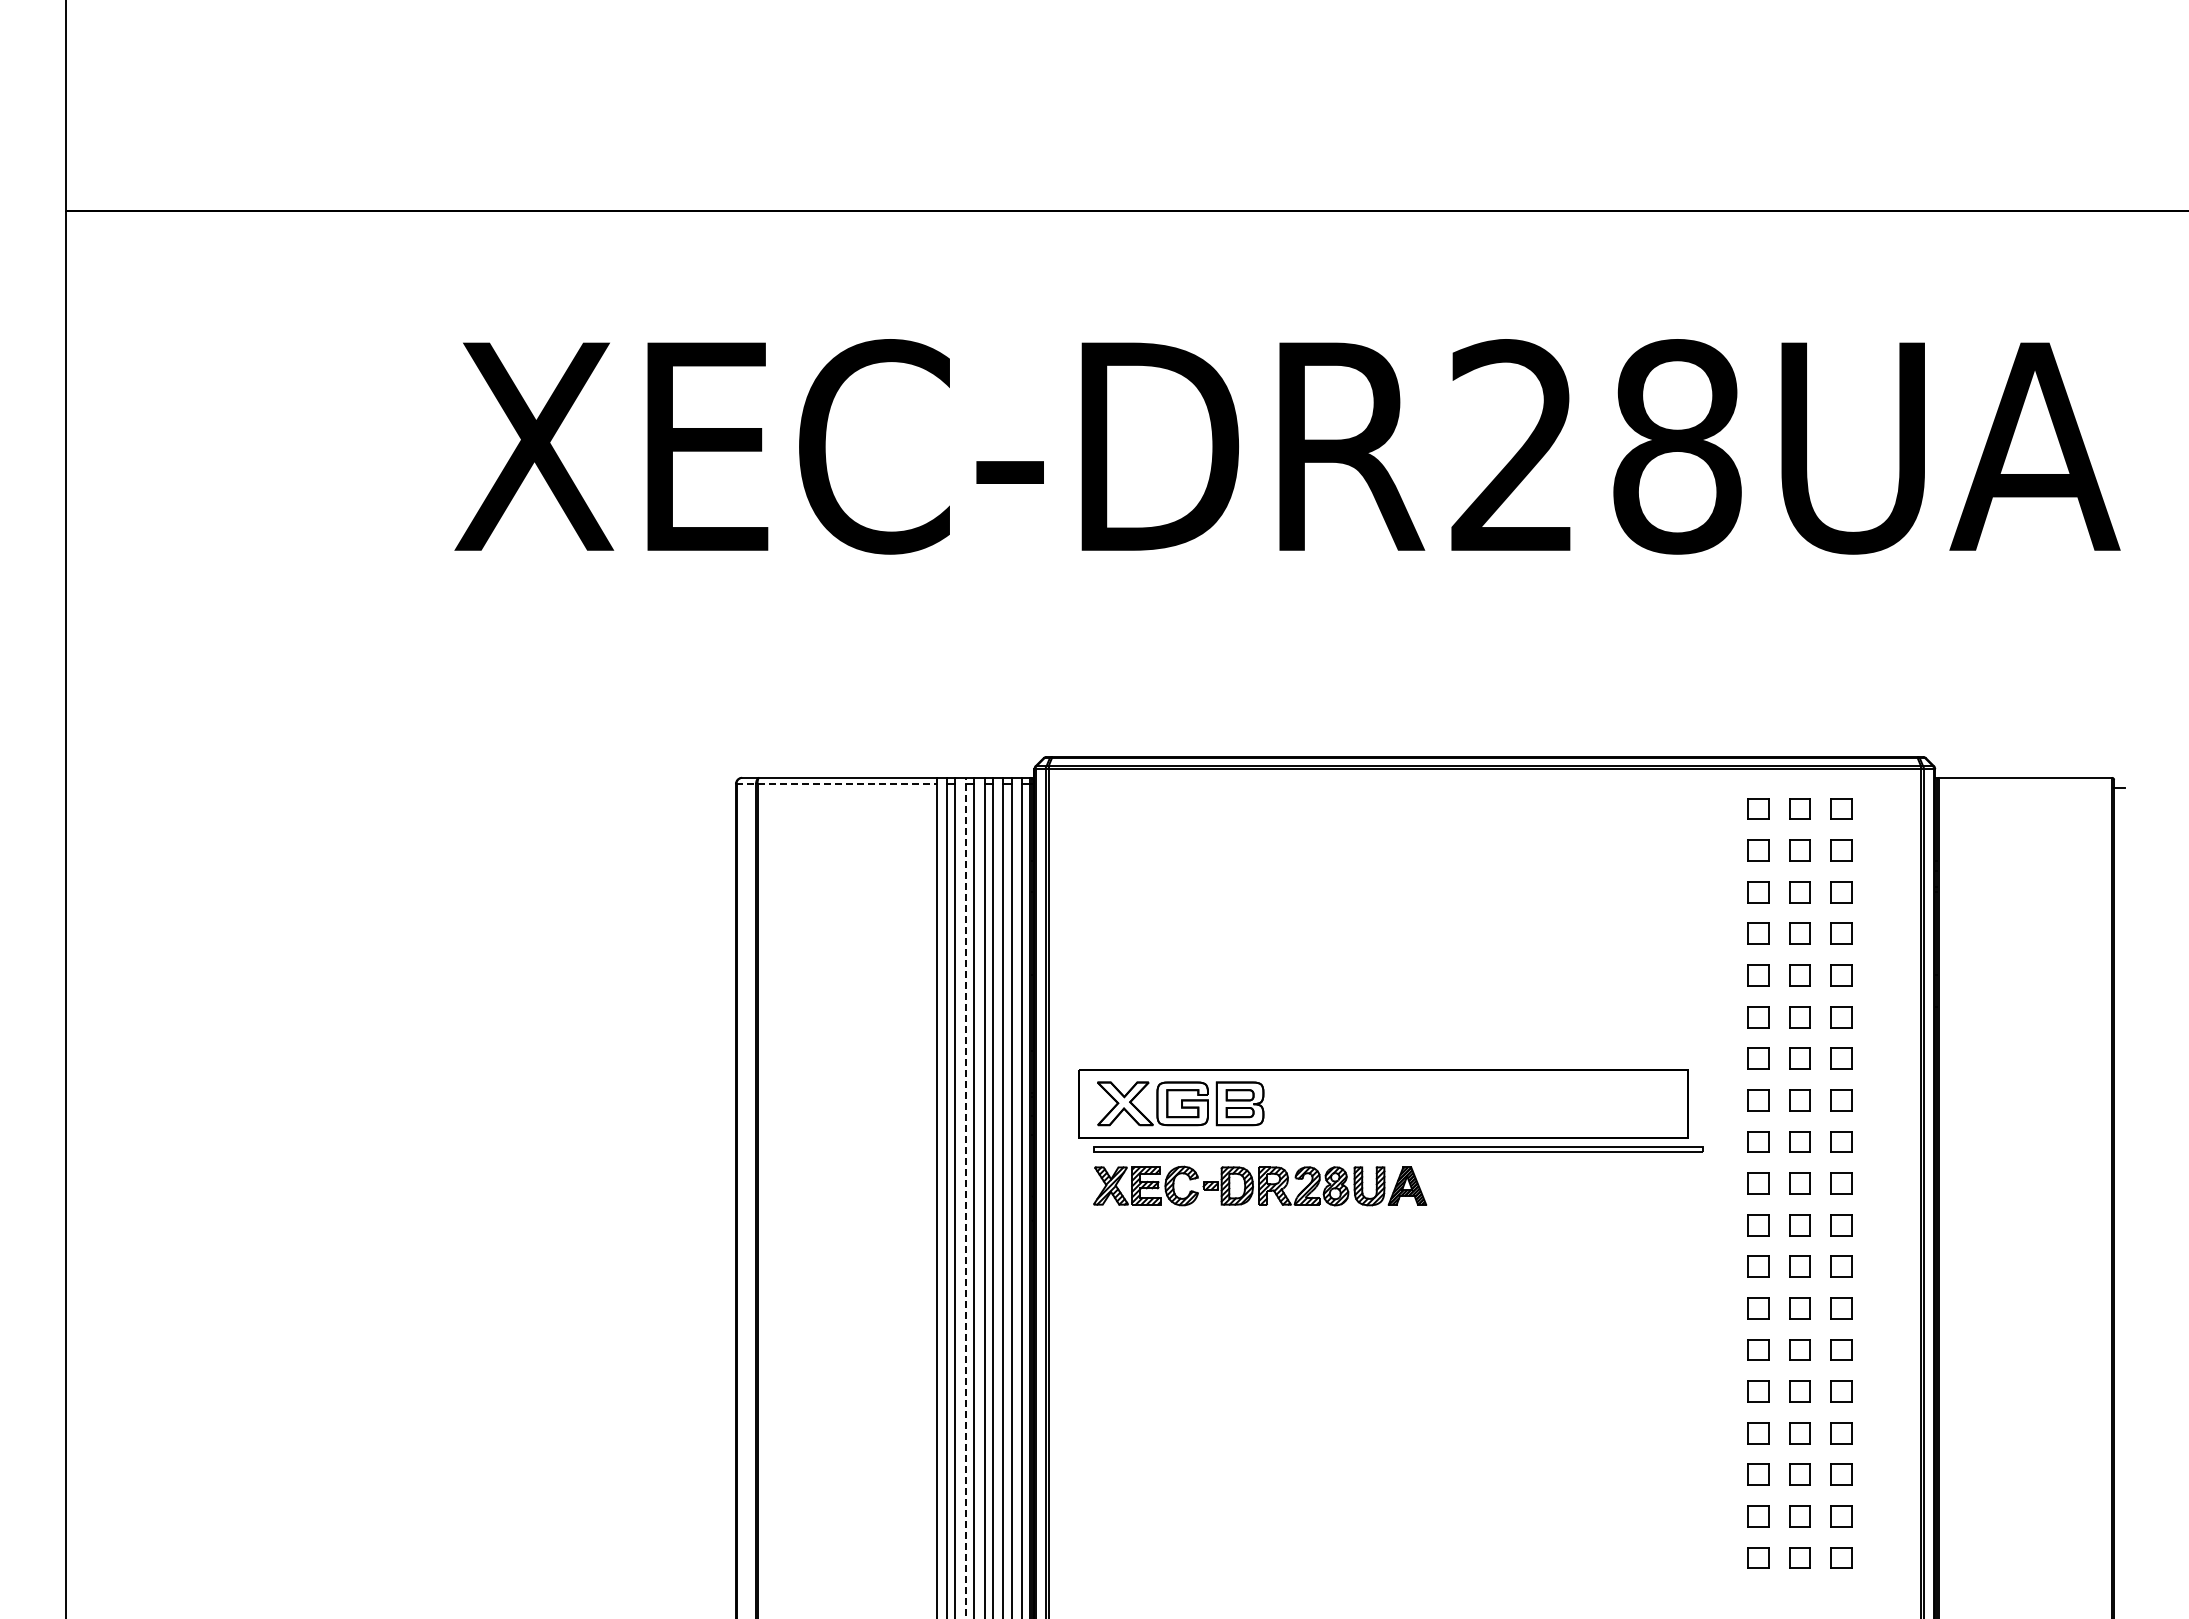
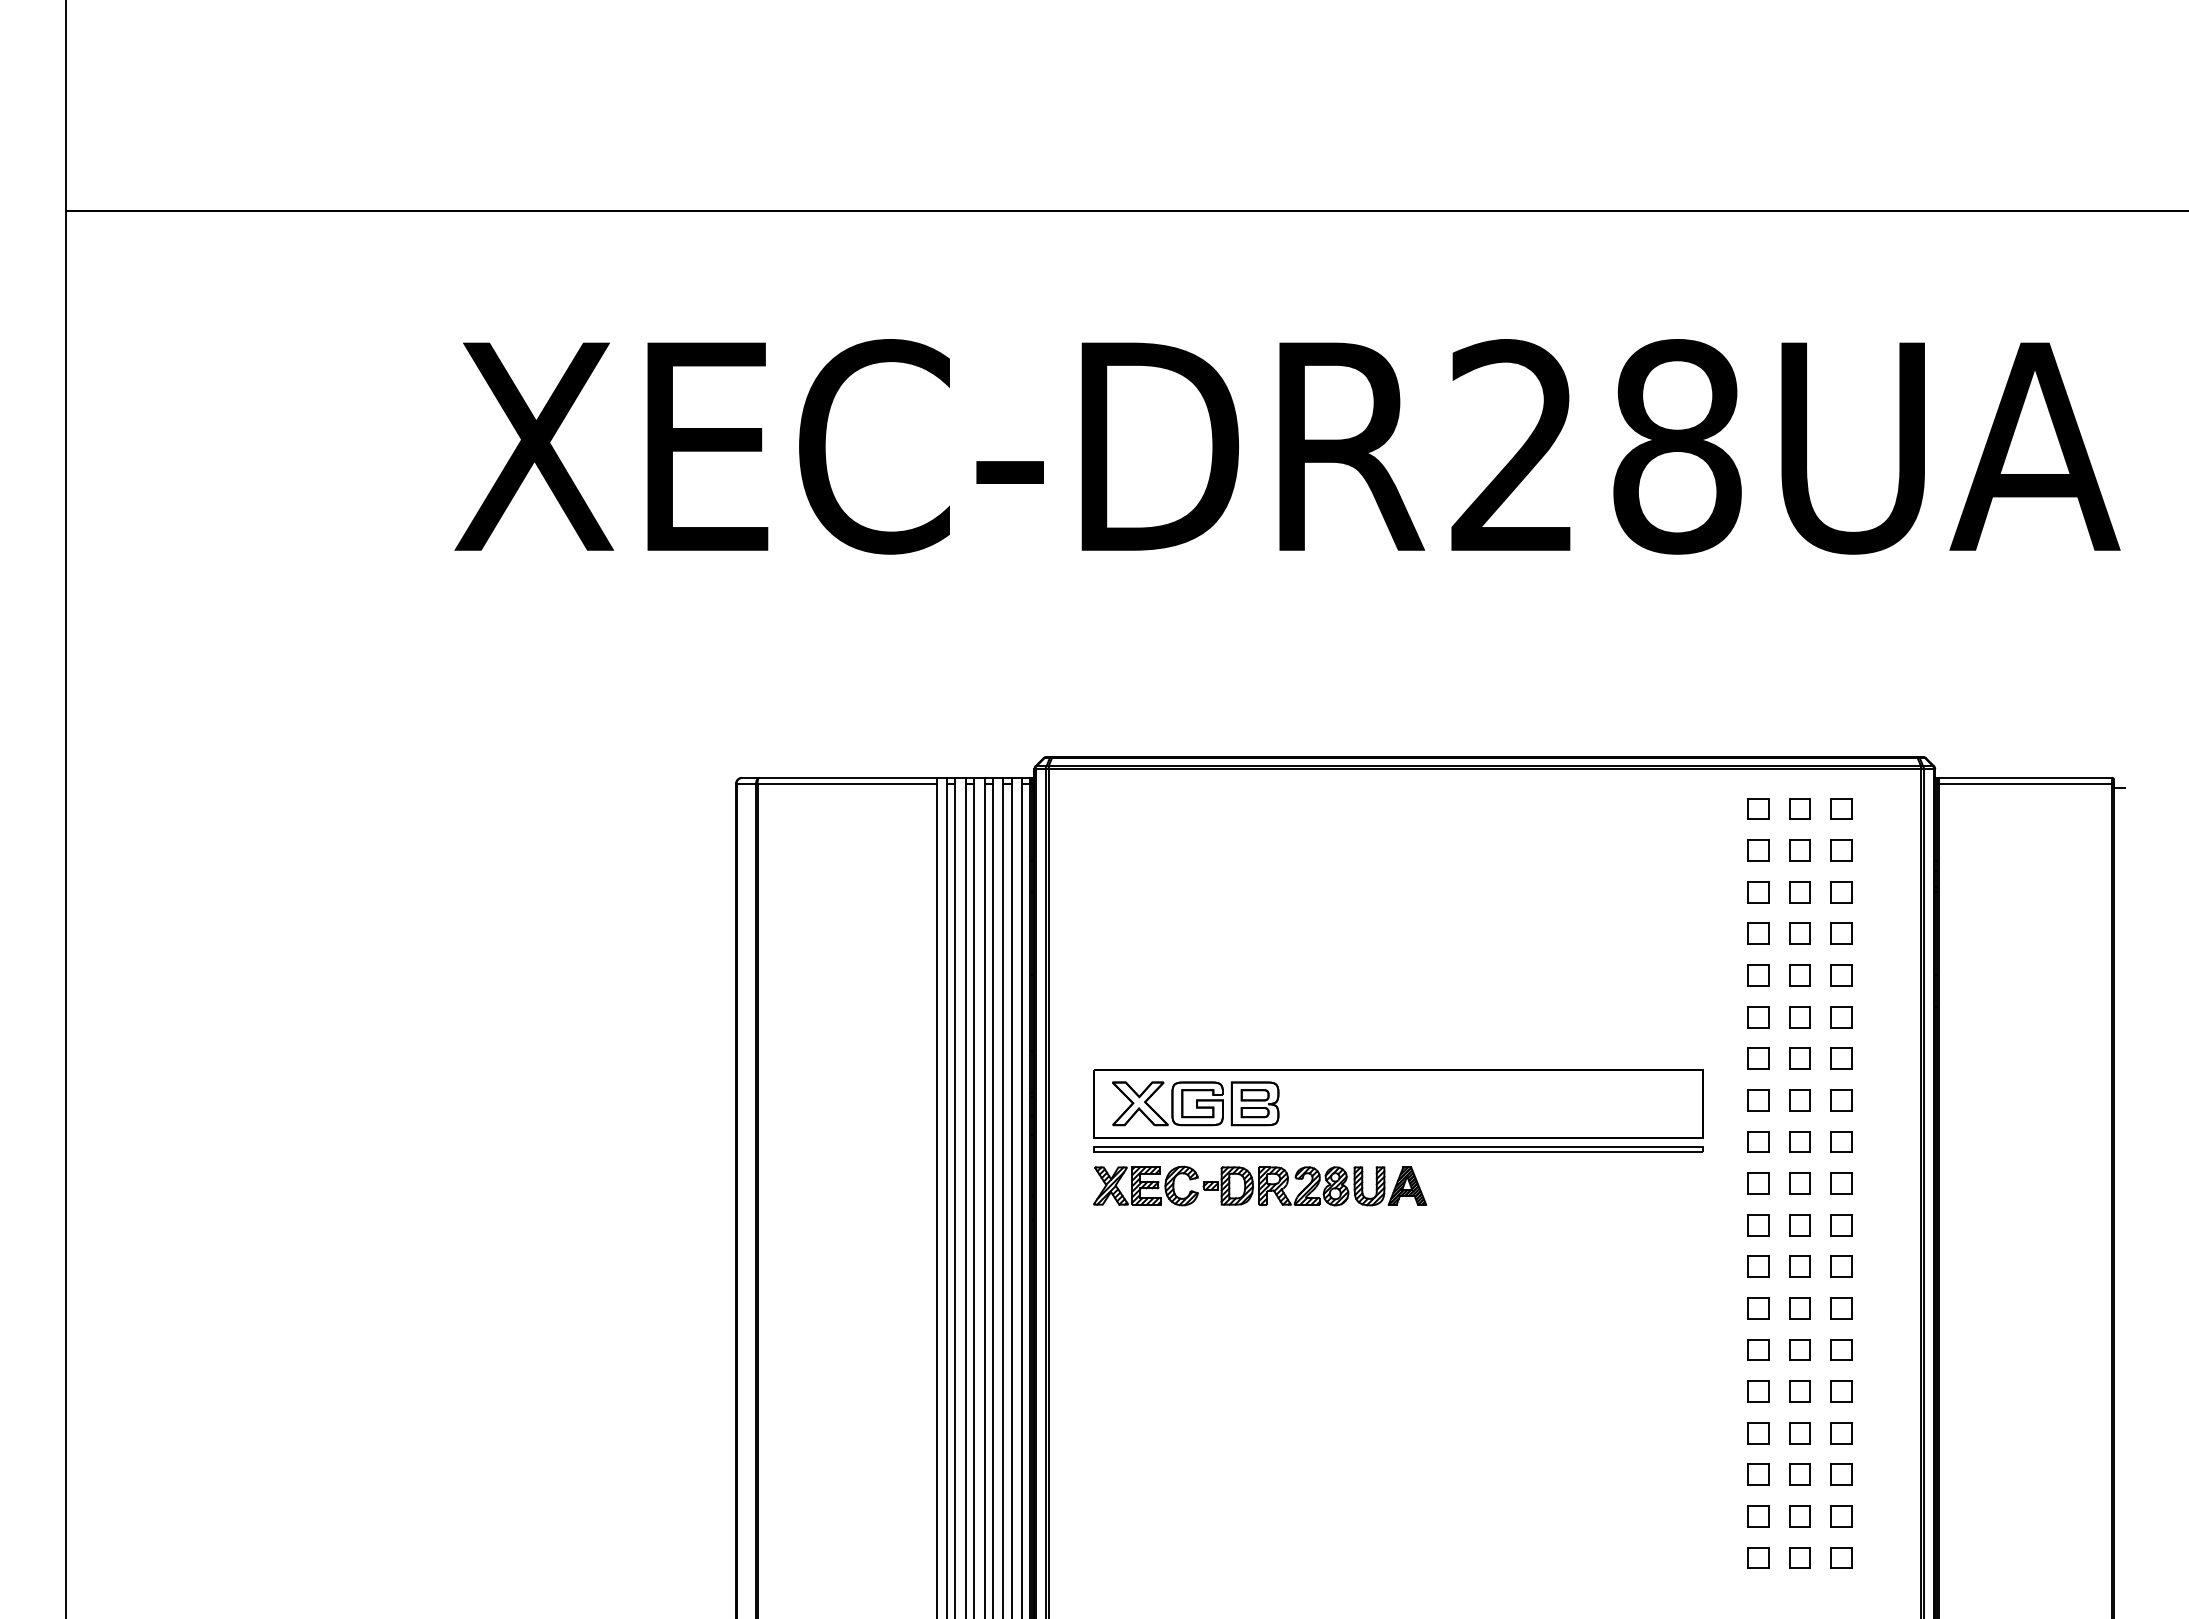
line: dashed -> solid (836, 784)
line: none -> present (2025, 784)
part position: (1383, 1103) -> (1398, 1103) (1398, 1103)
line: dashed -> solid (965, 1197)
